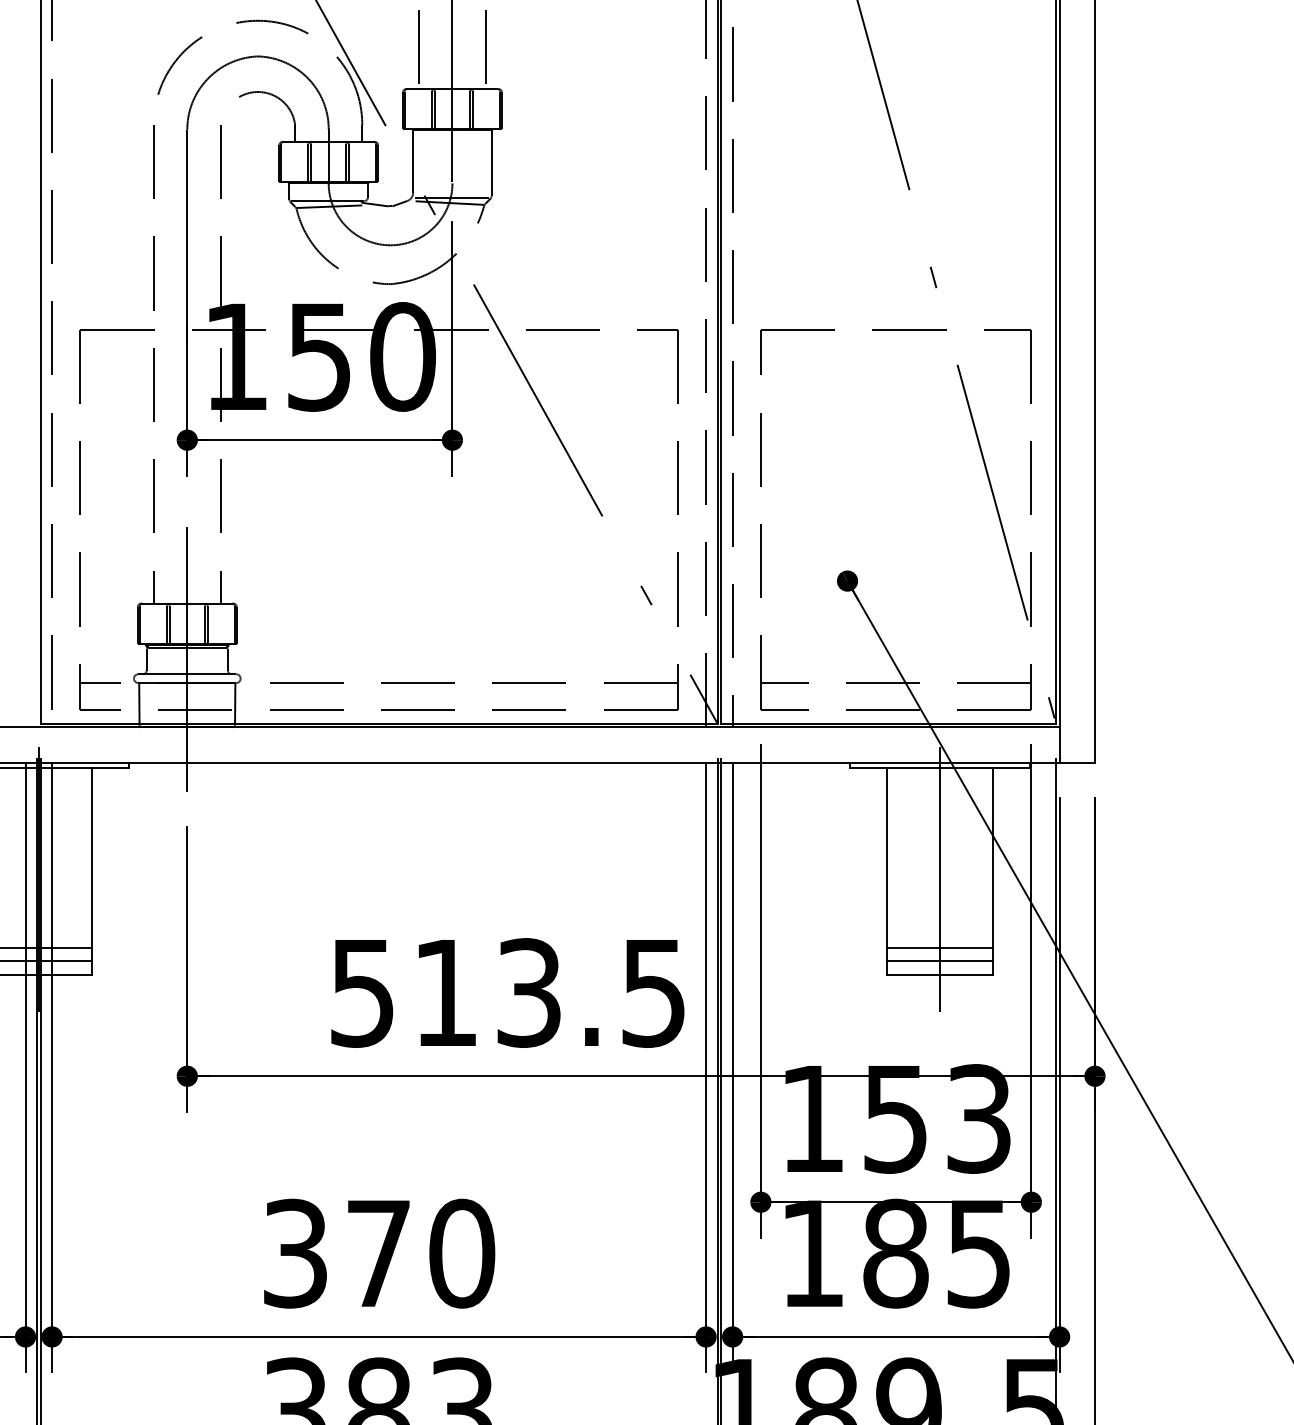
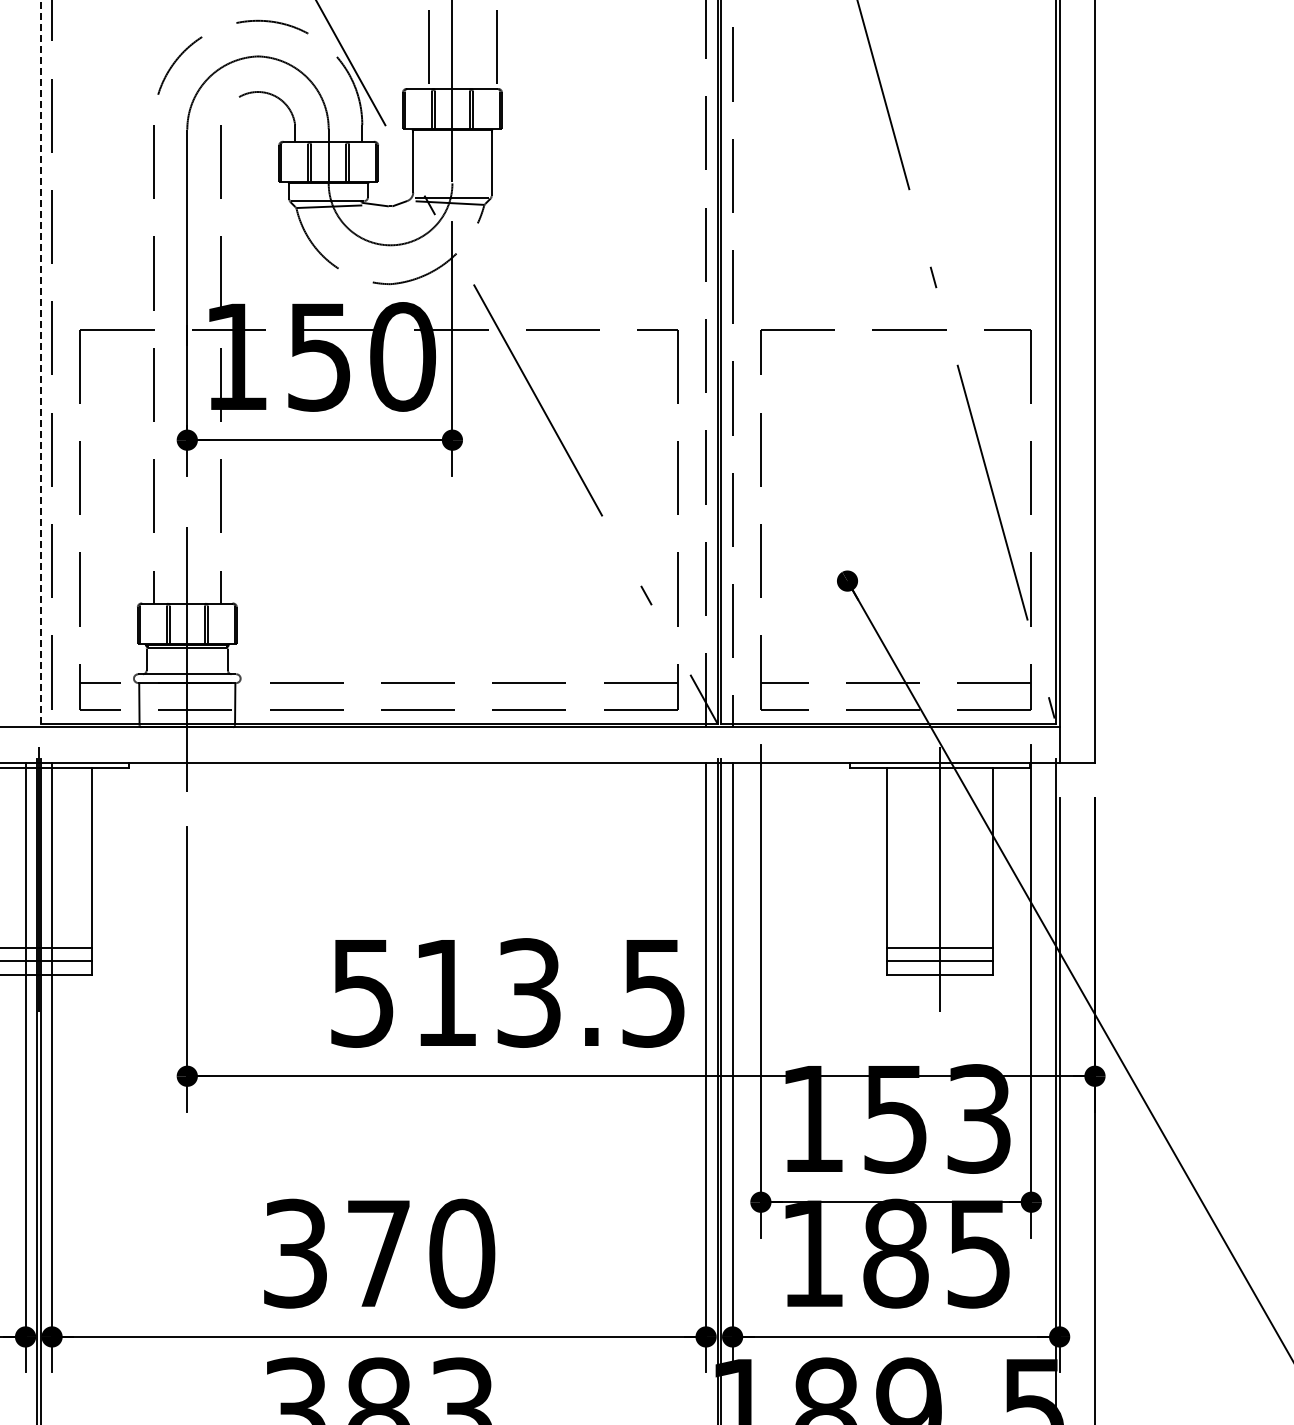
line position: (418, 45) -> (428, 45) (428, 45)
line position: (486, 45) -> (497, 45) (497, 45)
line: solid -> dashed (40, 361)
